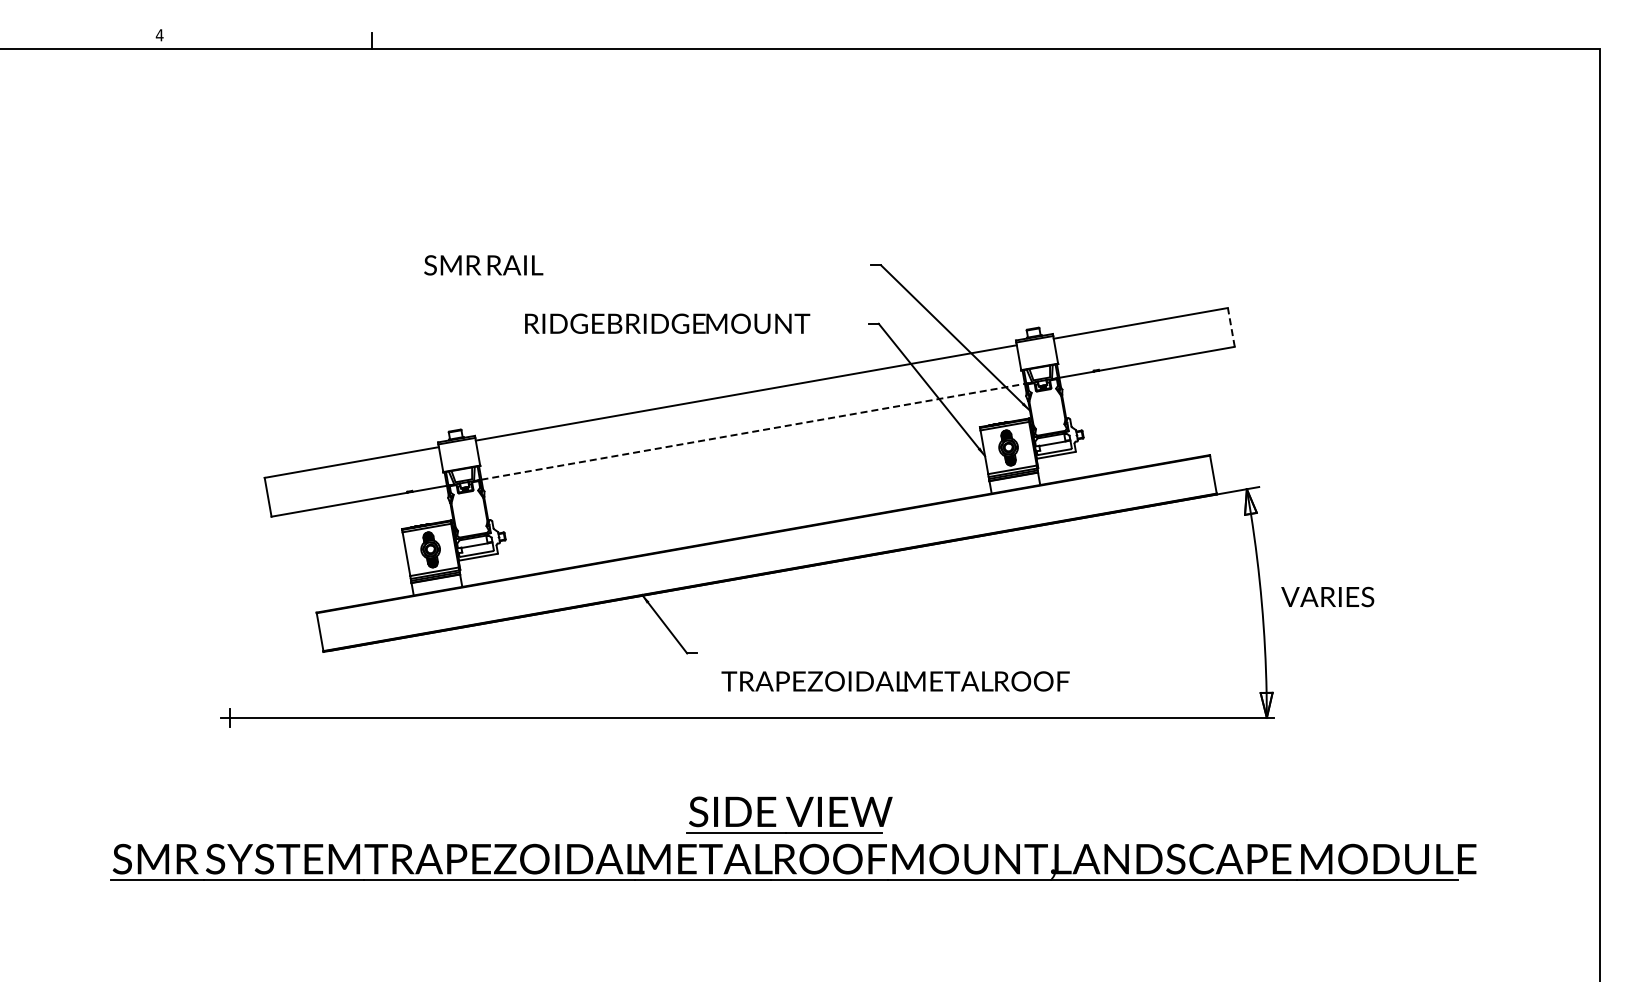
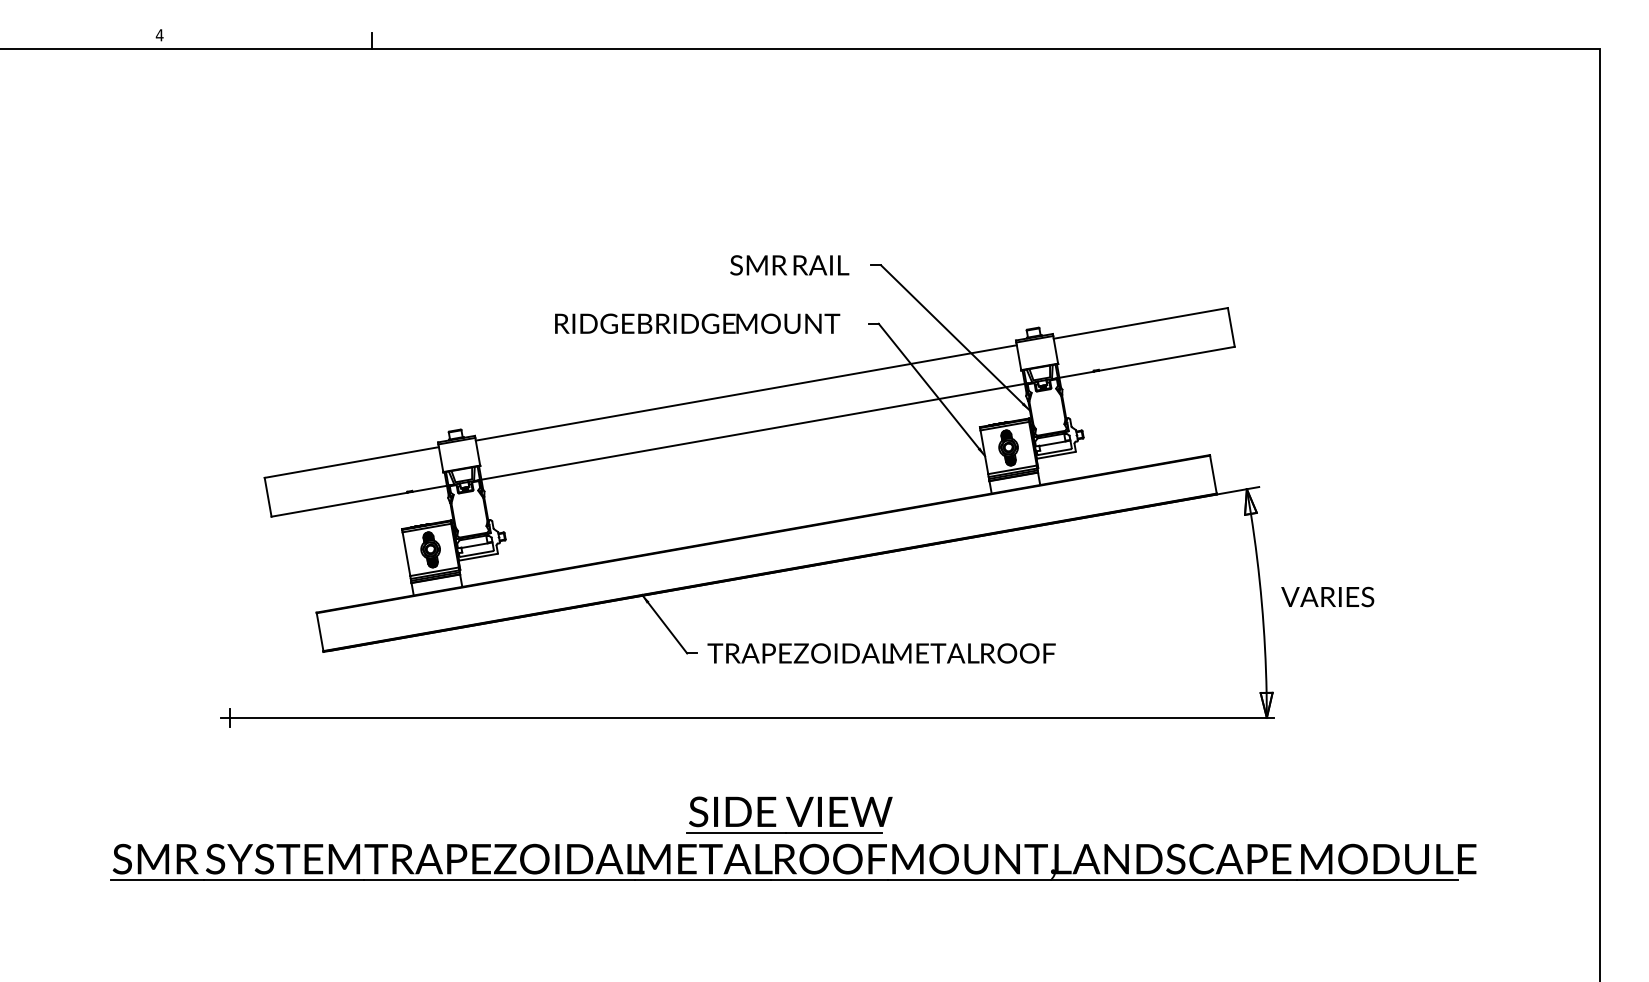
text position: (483, 265) -> (789, 265) (789, 265)
text position: (667, 323) -> (697, 323) (697, 323)
line: dashed -> solid (1231, 327)
line: dashed -> solid (753, 431)
text position: (895, 681) -> (881, 653) (881, 653)
